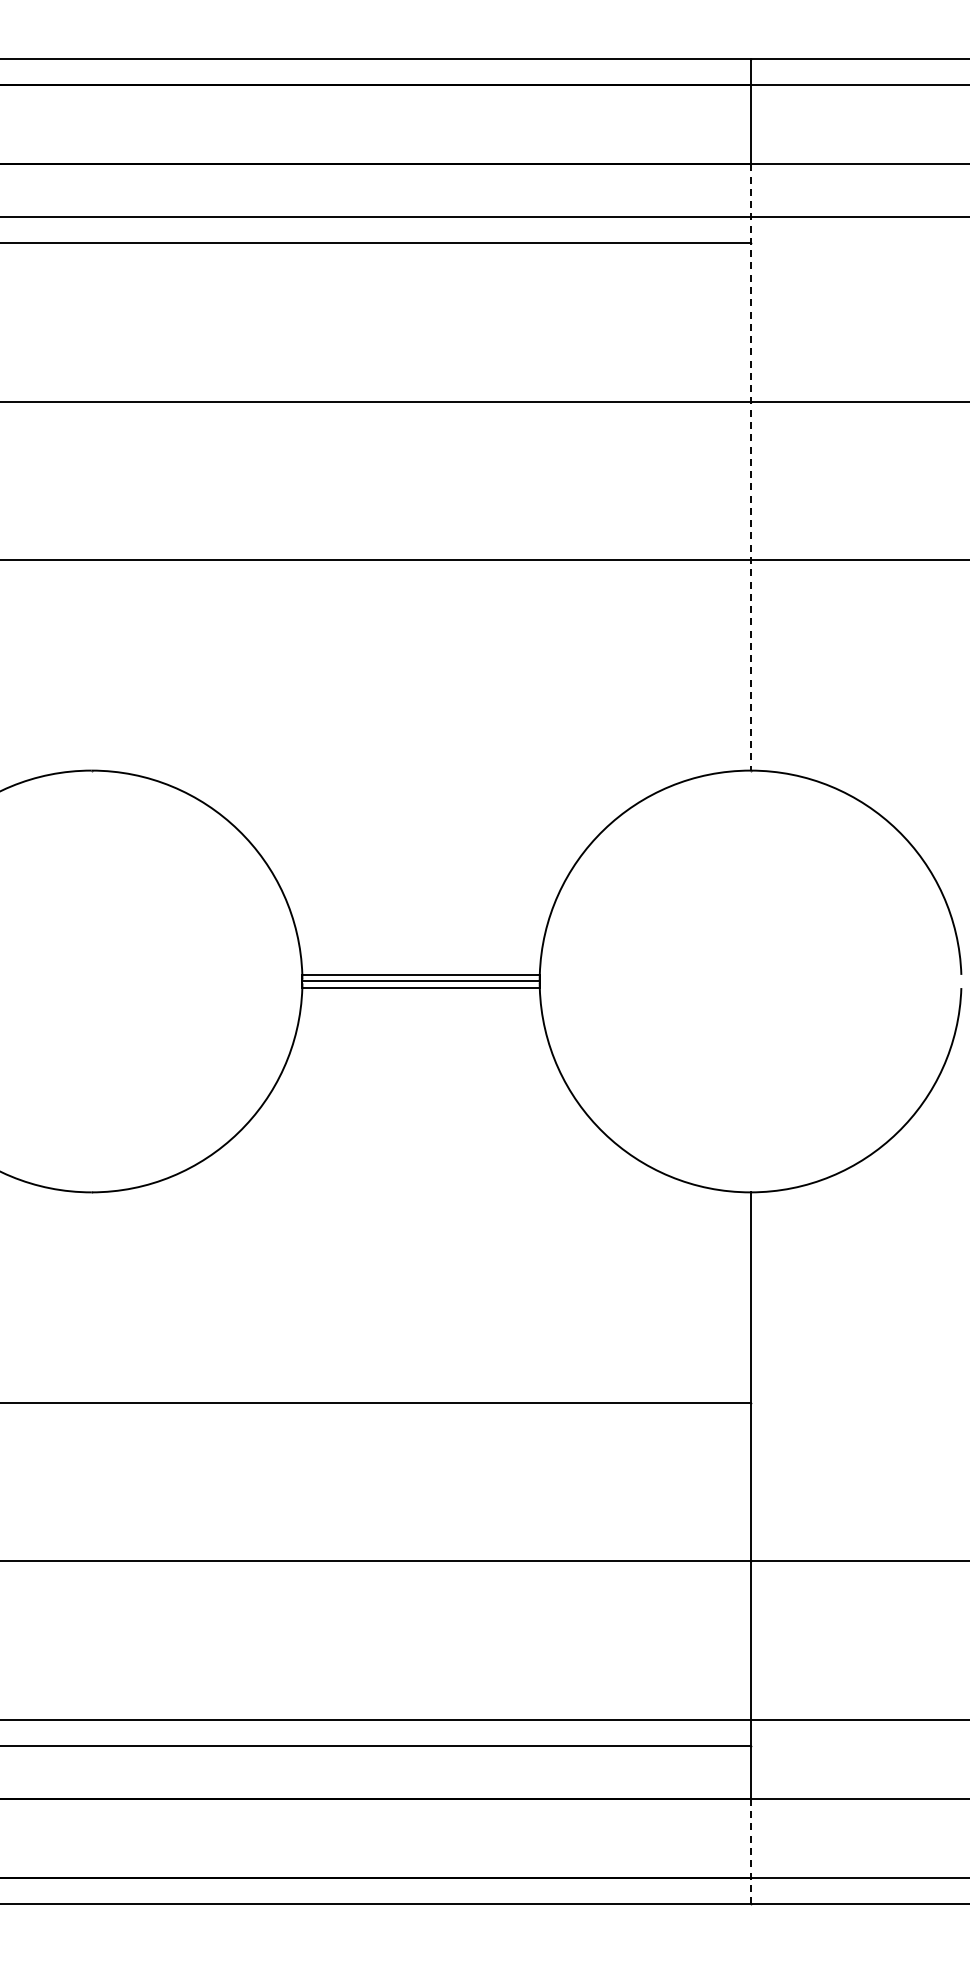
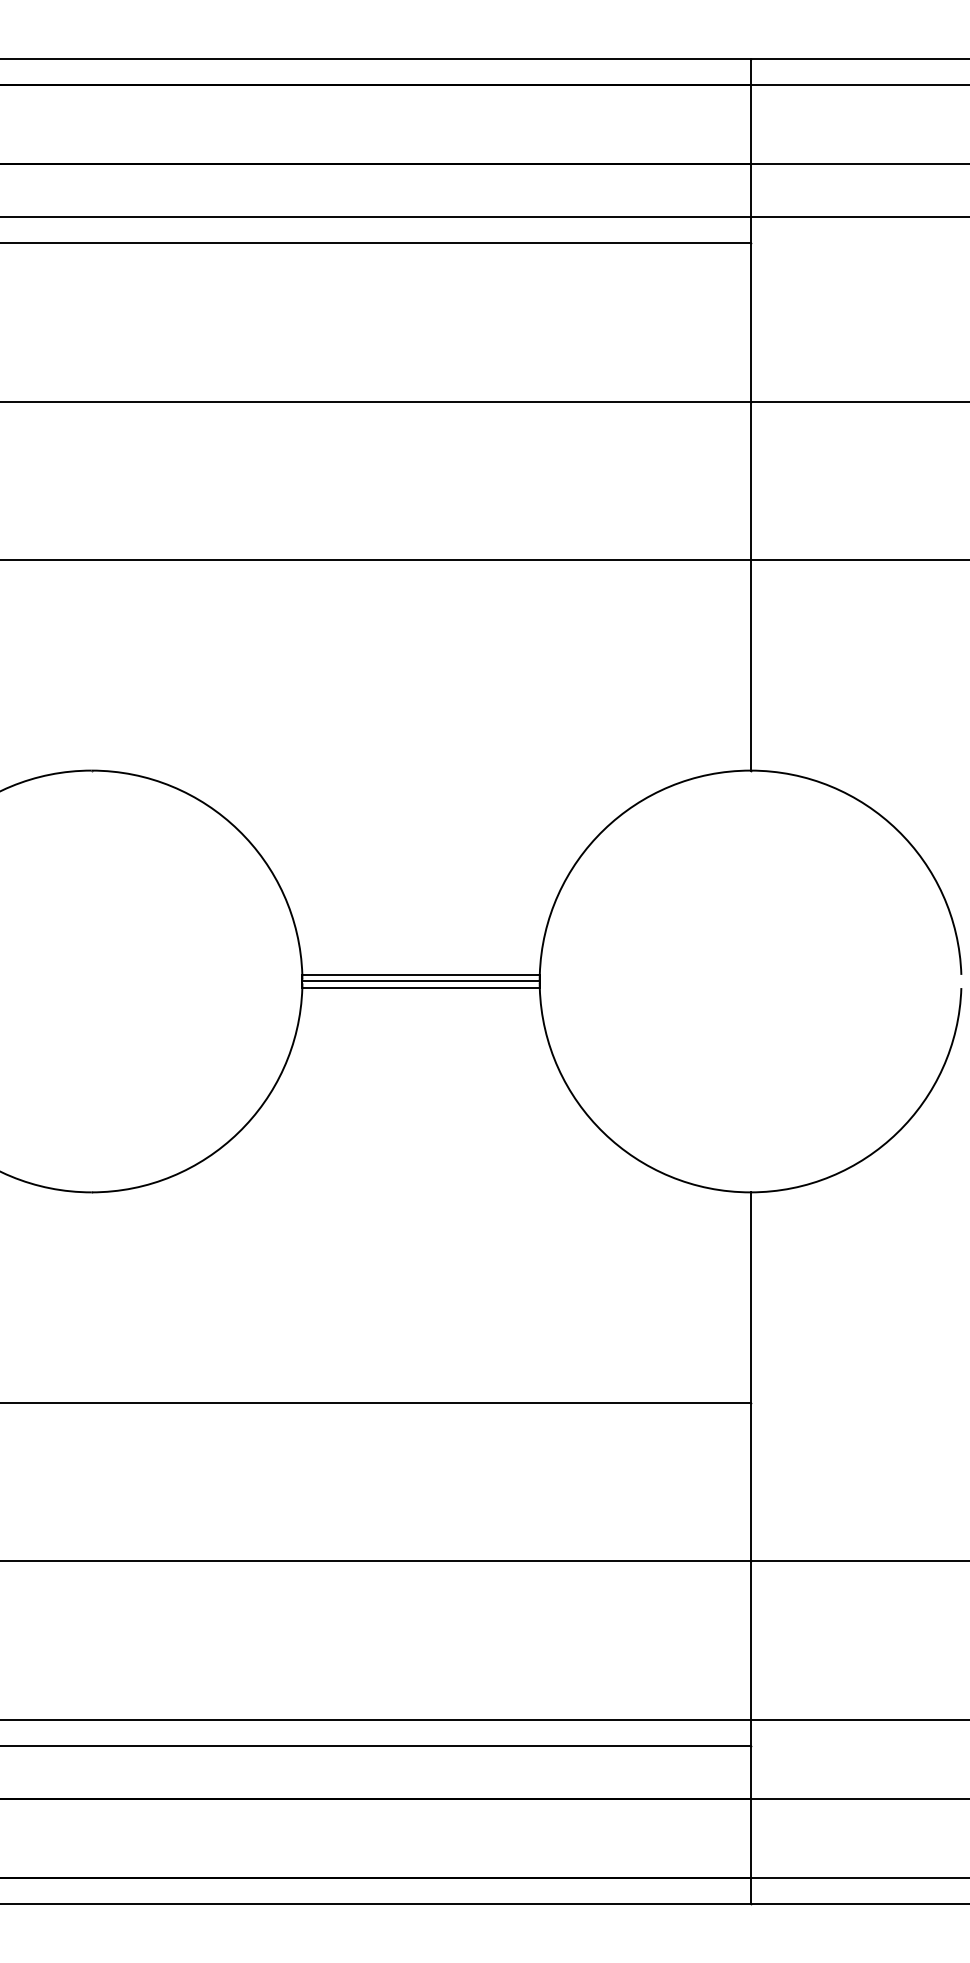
line: dashed -> solid (750, 467)
line: dashed -> solid (750, 1851)
